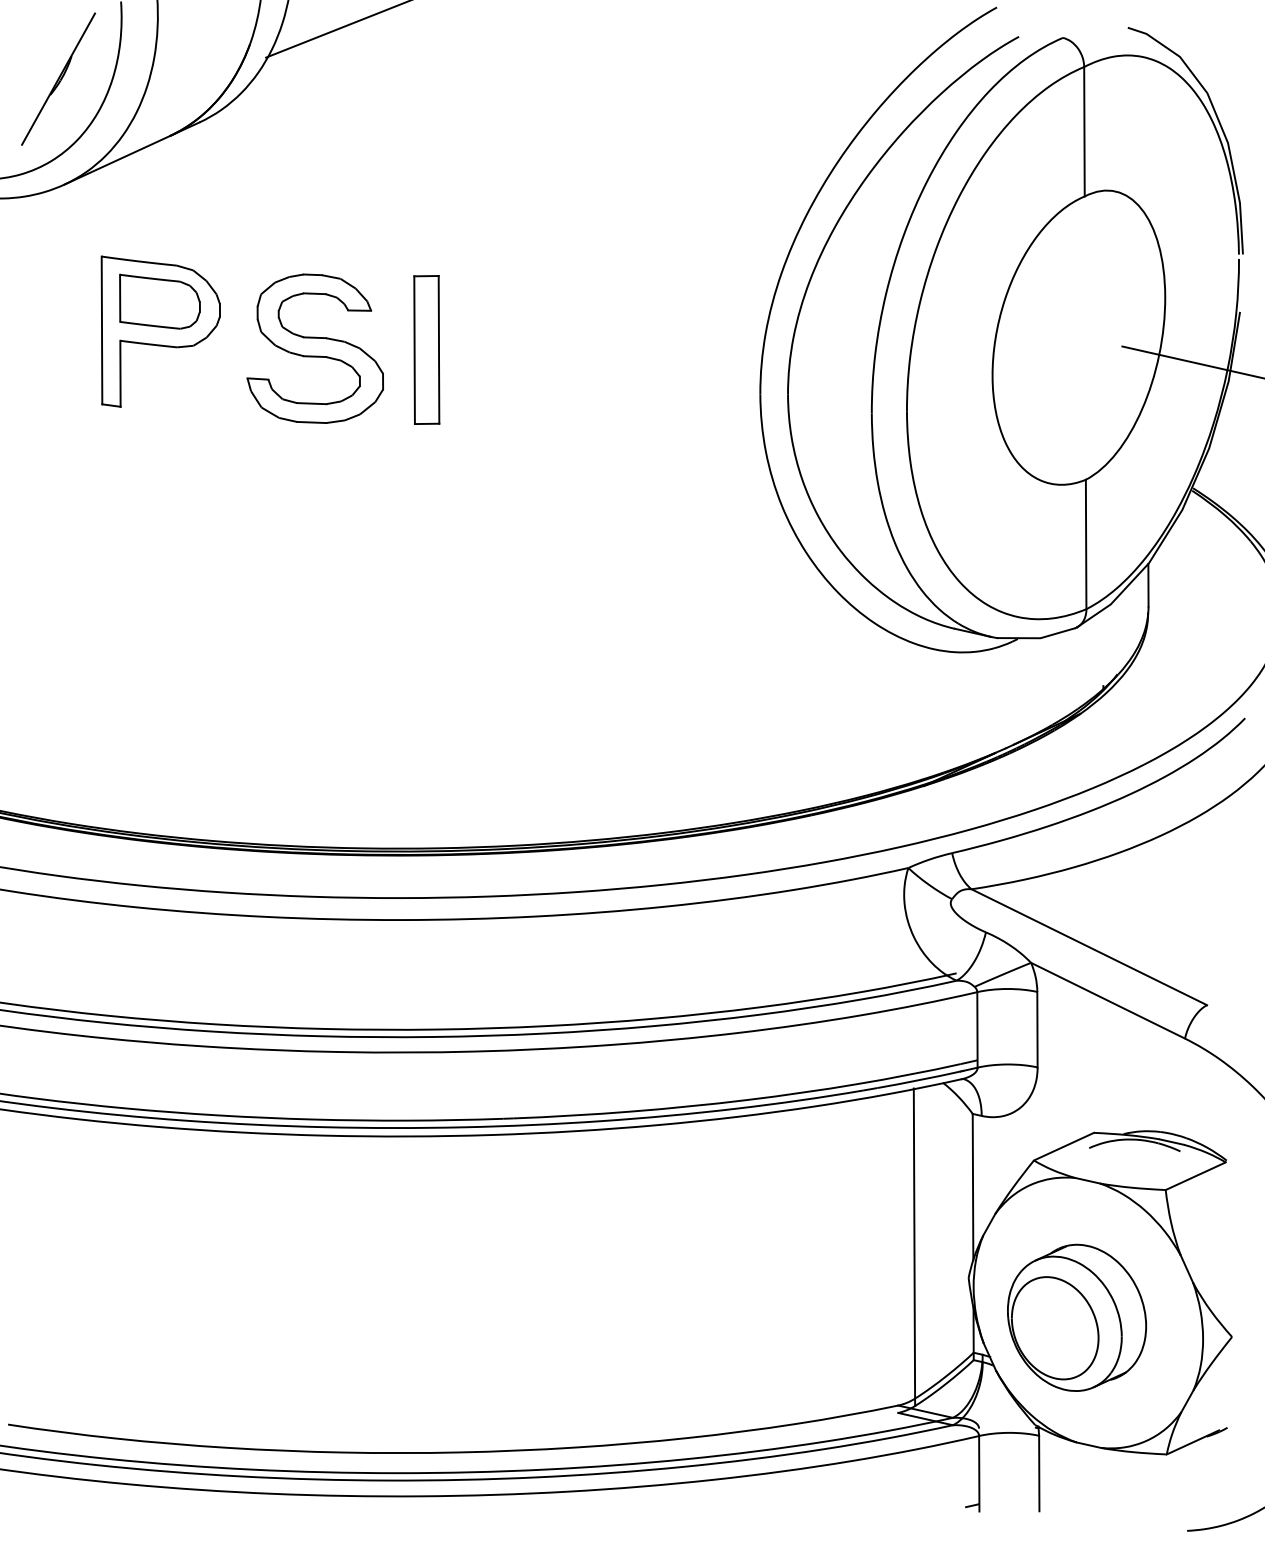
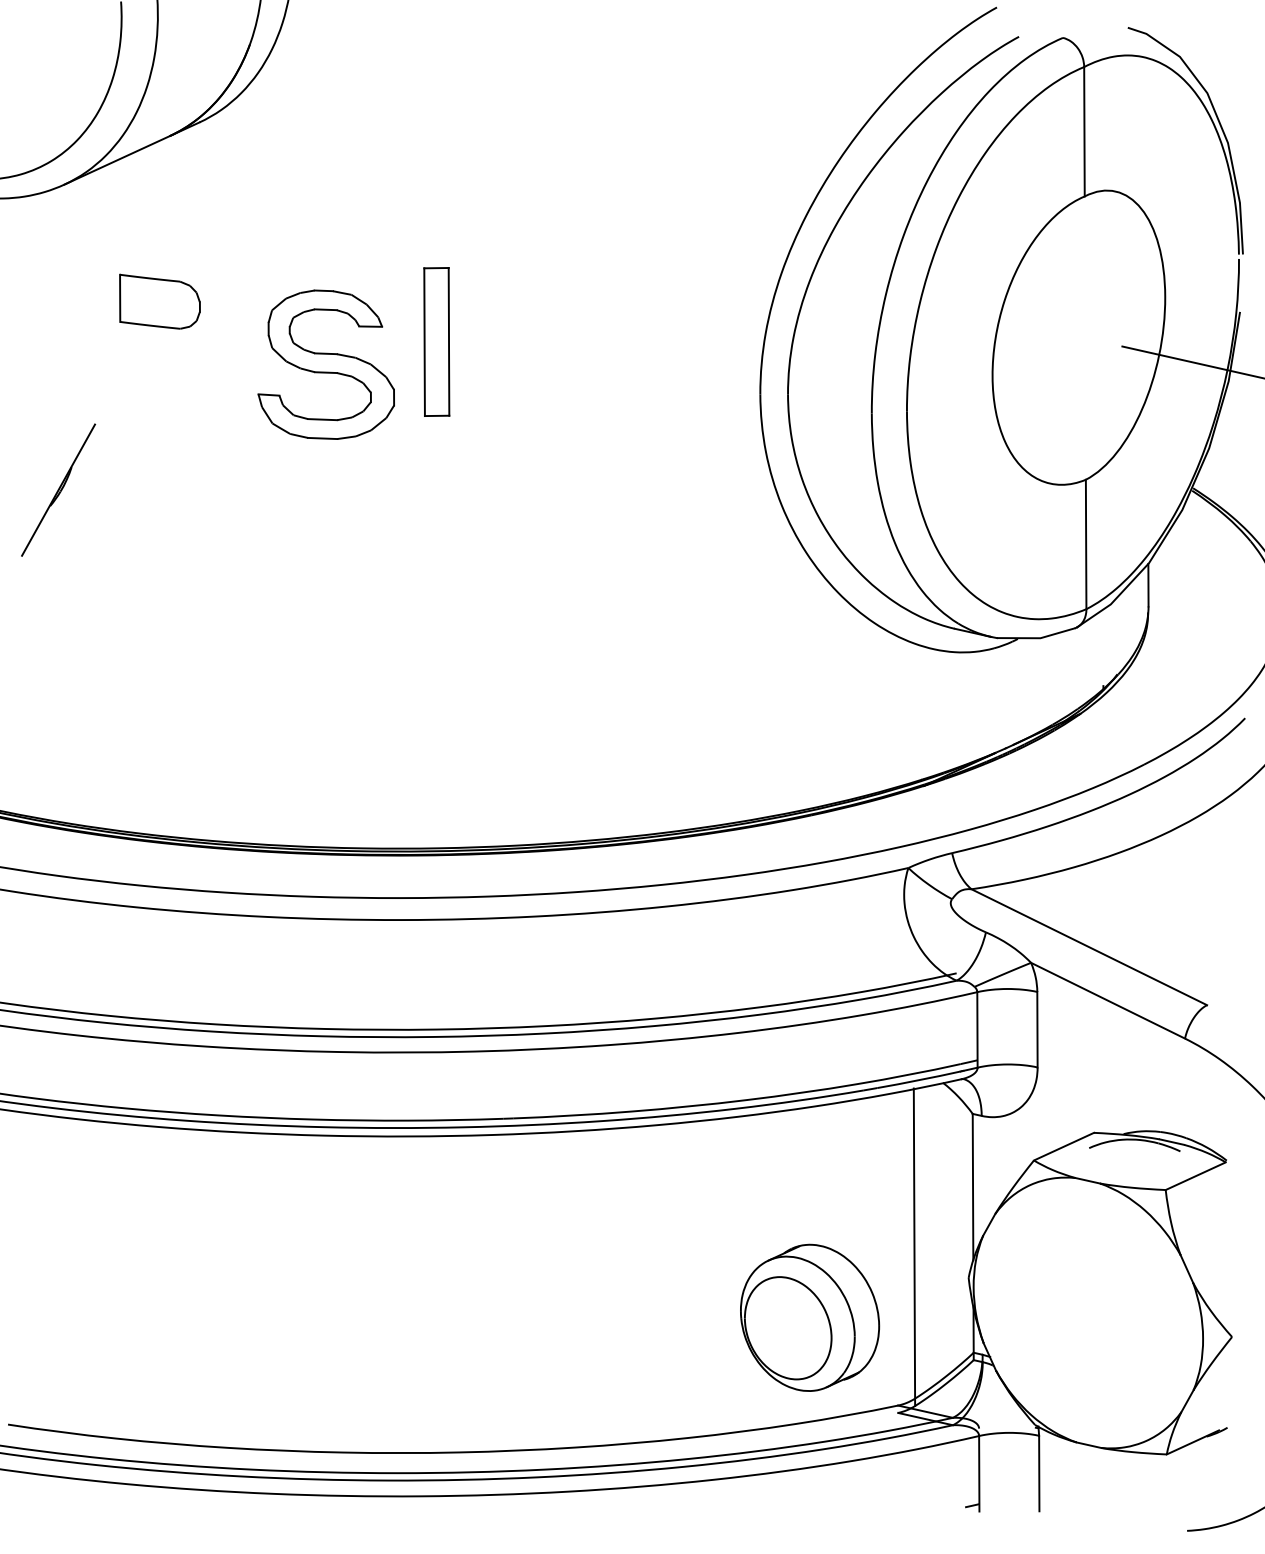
line: present -> none (336, 29)
part position: (58, 78) -> (58, 489) (58, 489)
part: present -> none (160, 331)
part position: (314, 348) -> (325, 364) (325, 364)
part position: (426, 349) -> (436, 341) (436, 341)
part position: (1077, 1317) -> (810, 1317) (810, 1317)
